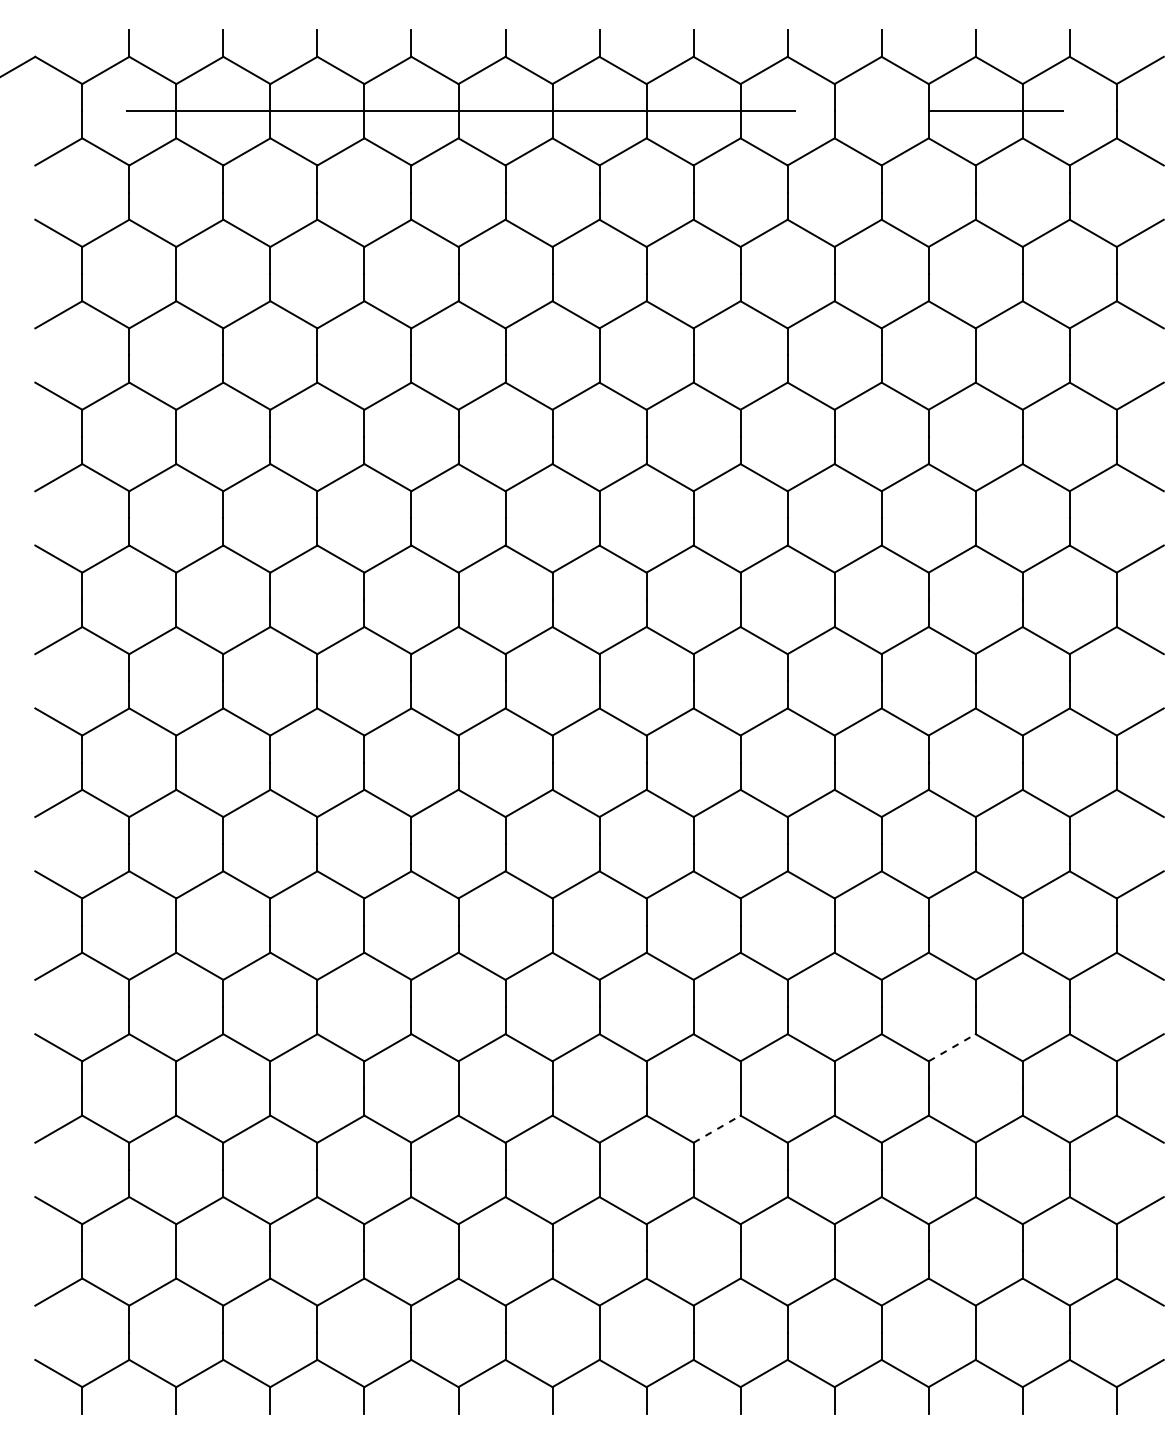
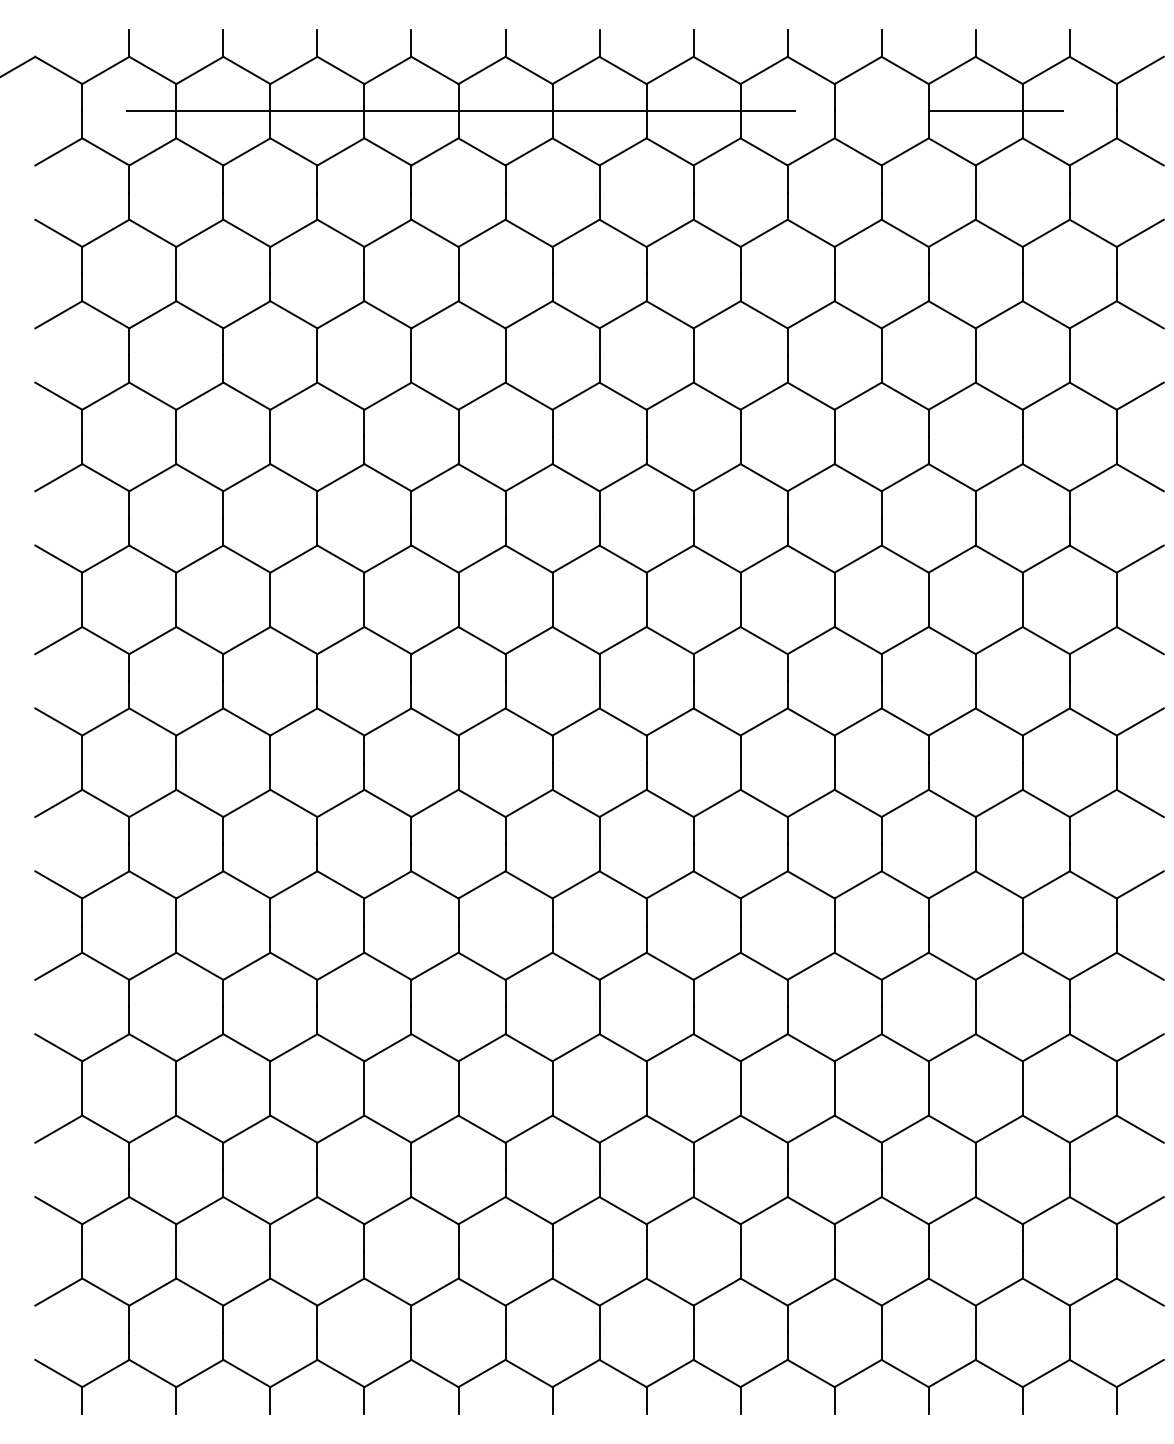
line: dashed -> solid (952, 1047)
line: dashed -> solid (717, 1128)
